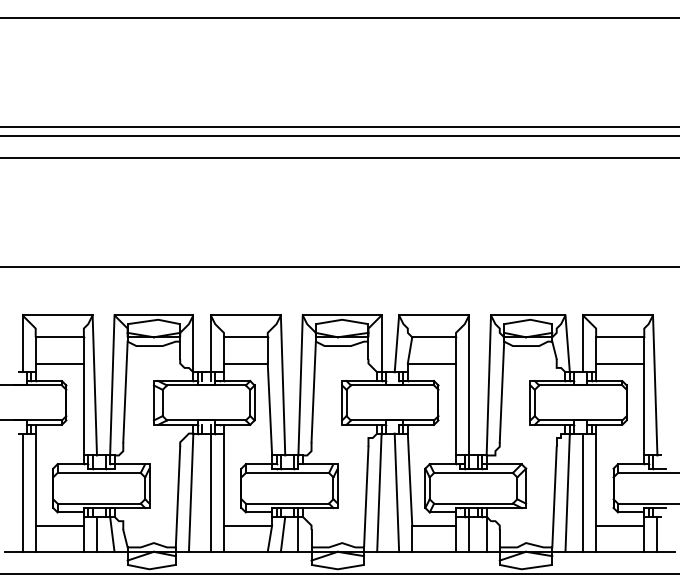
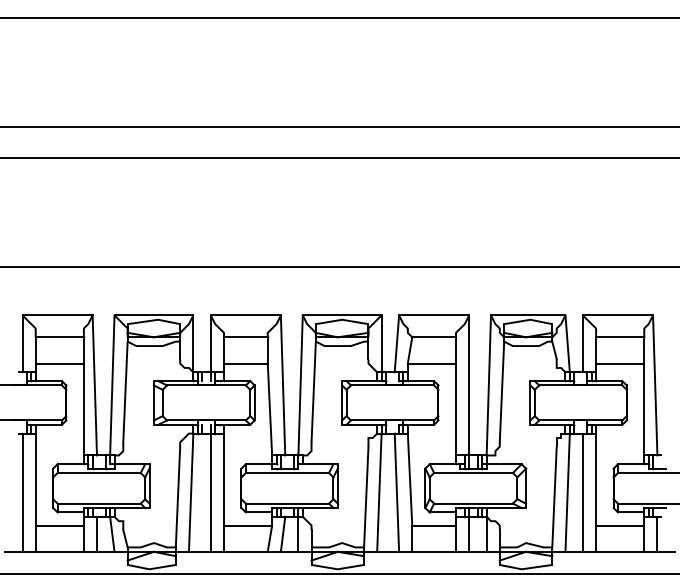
line: present -> none (339, 135)
